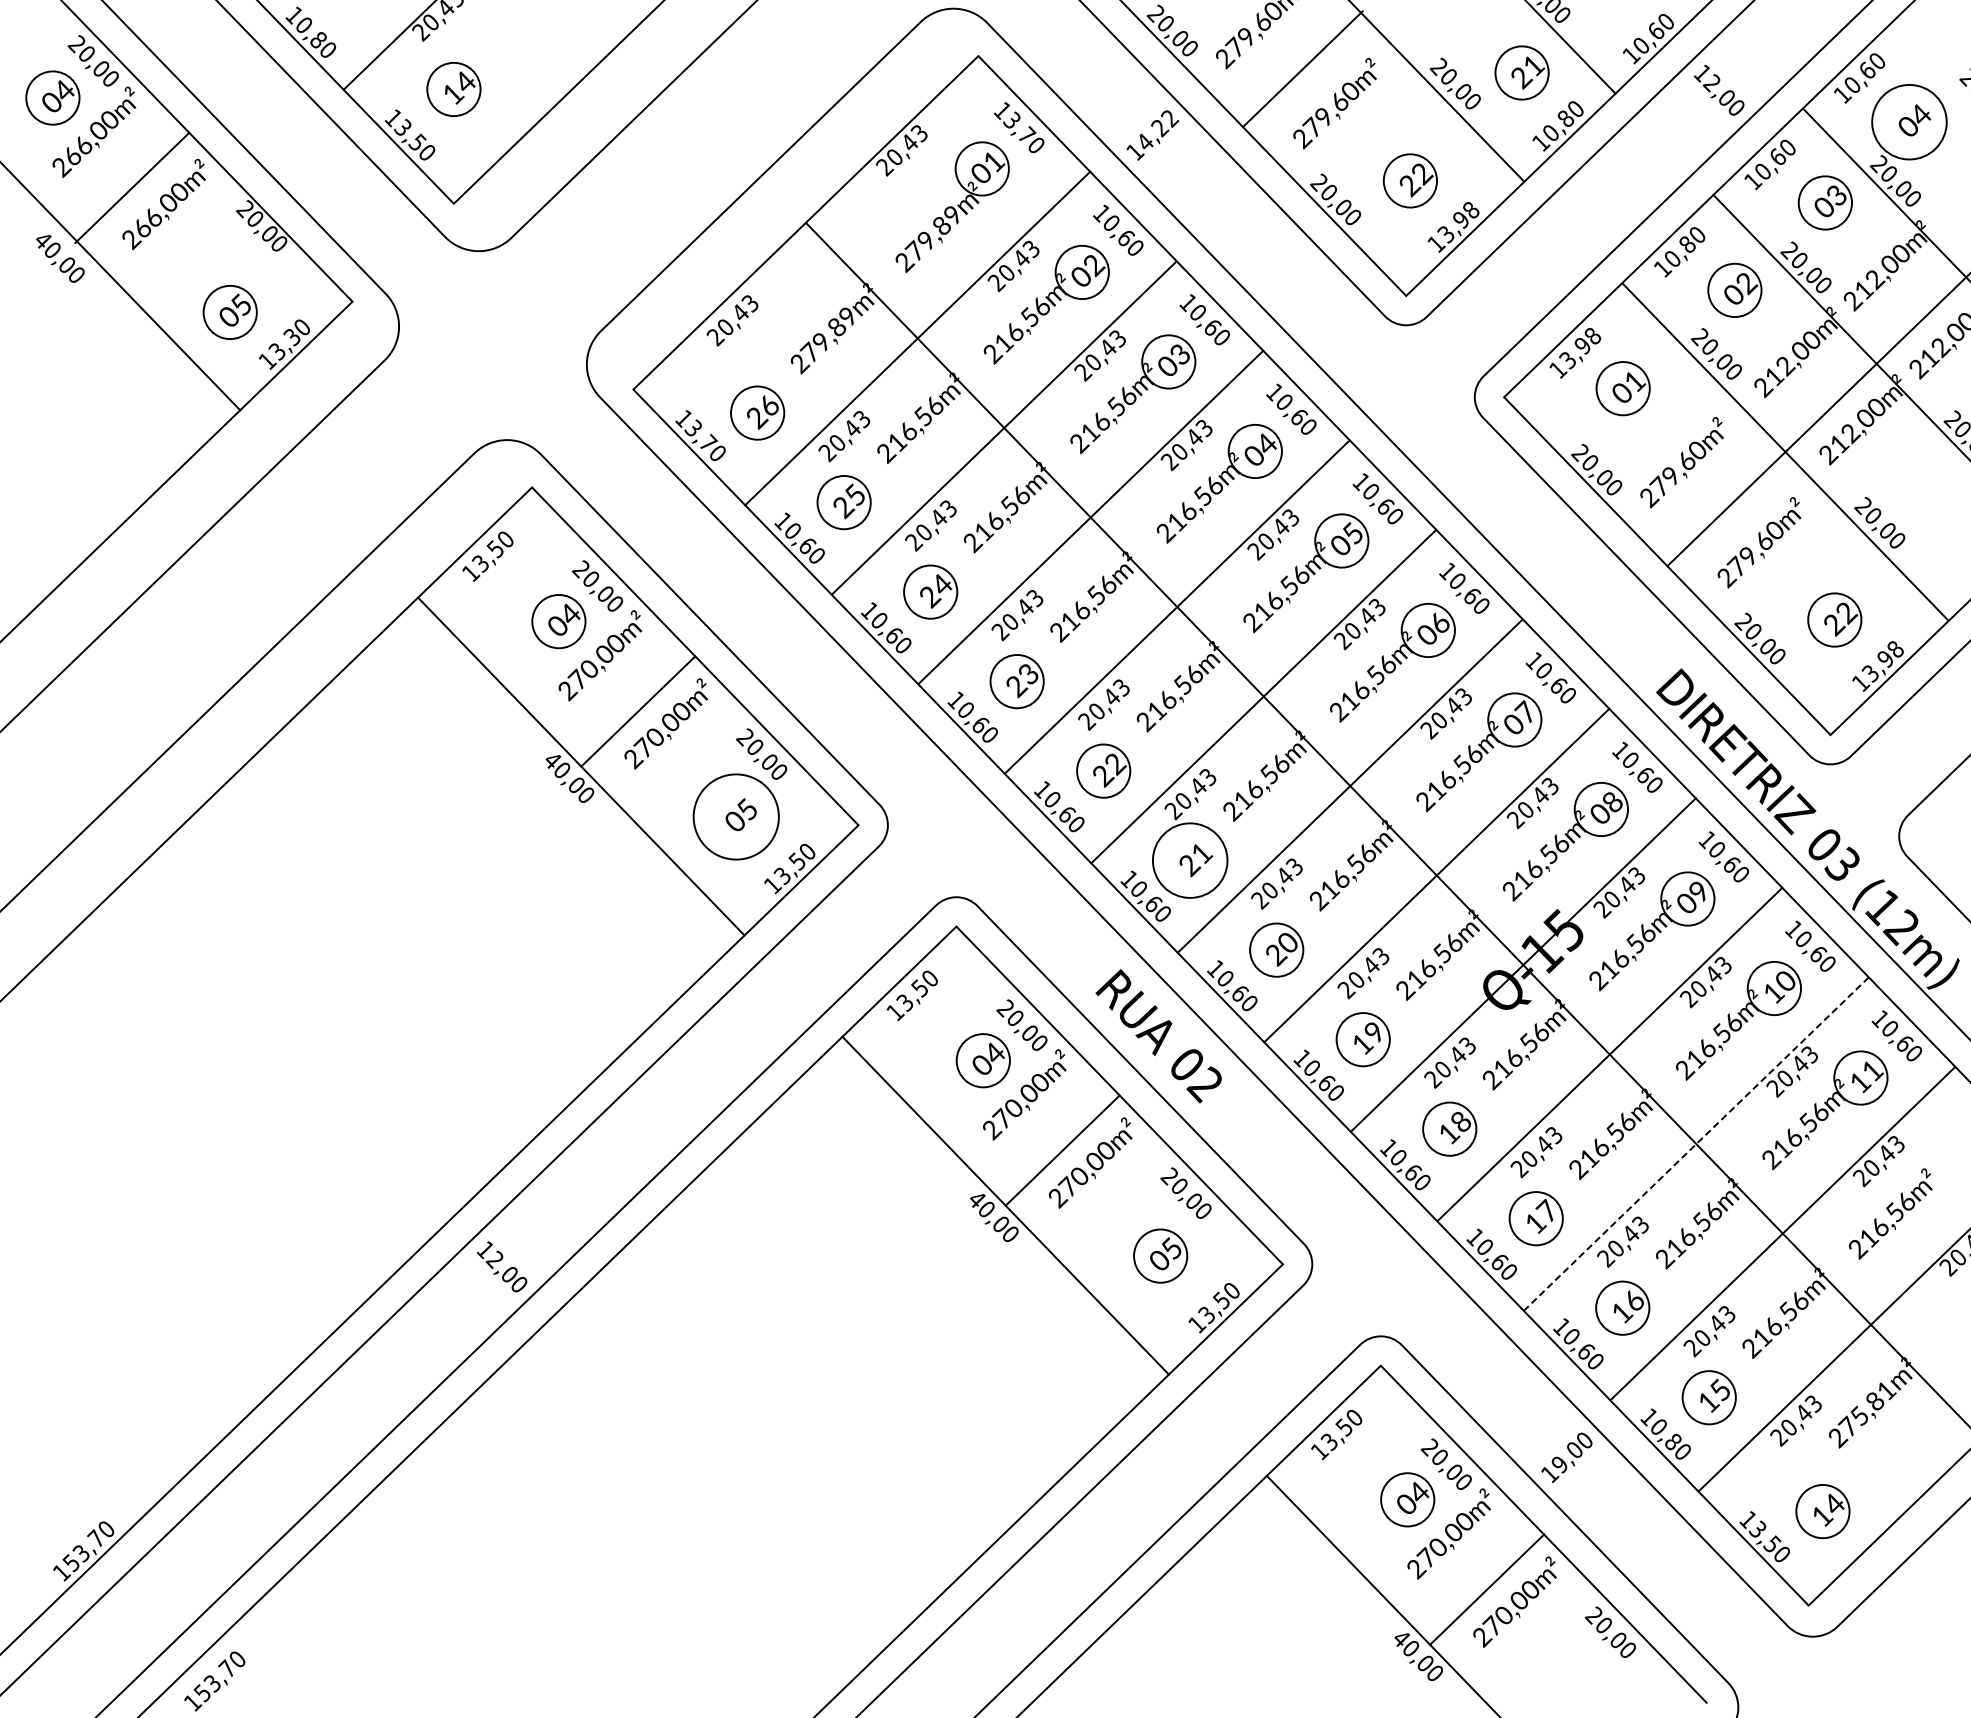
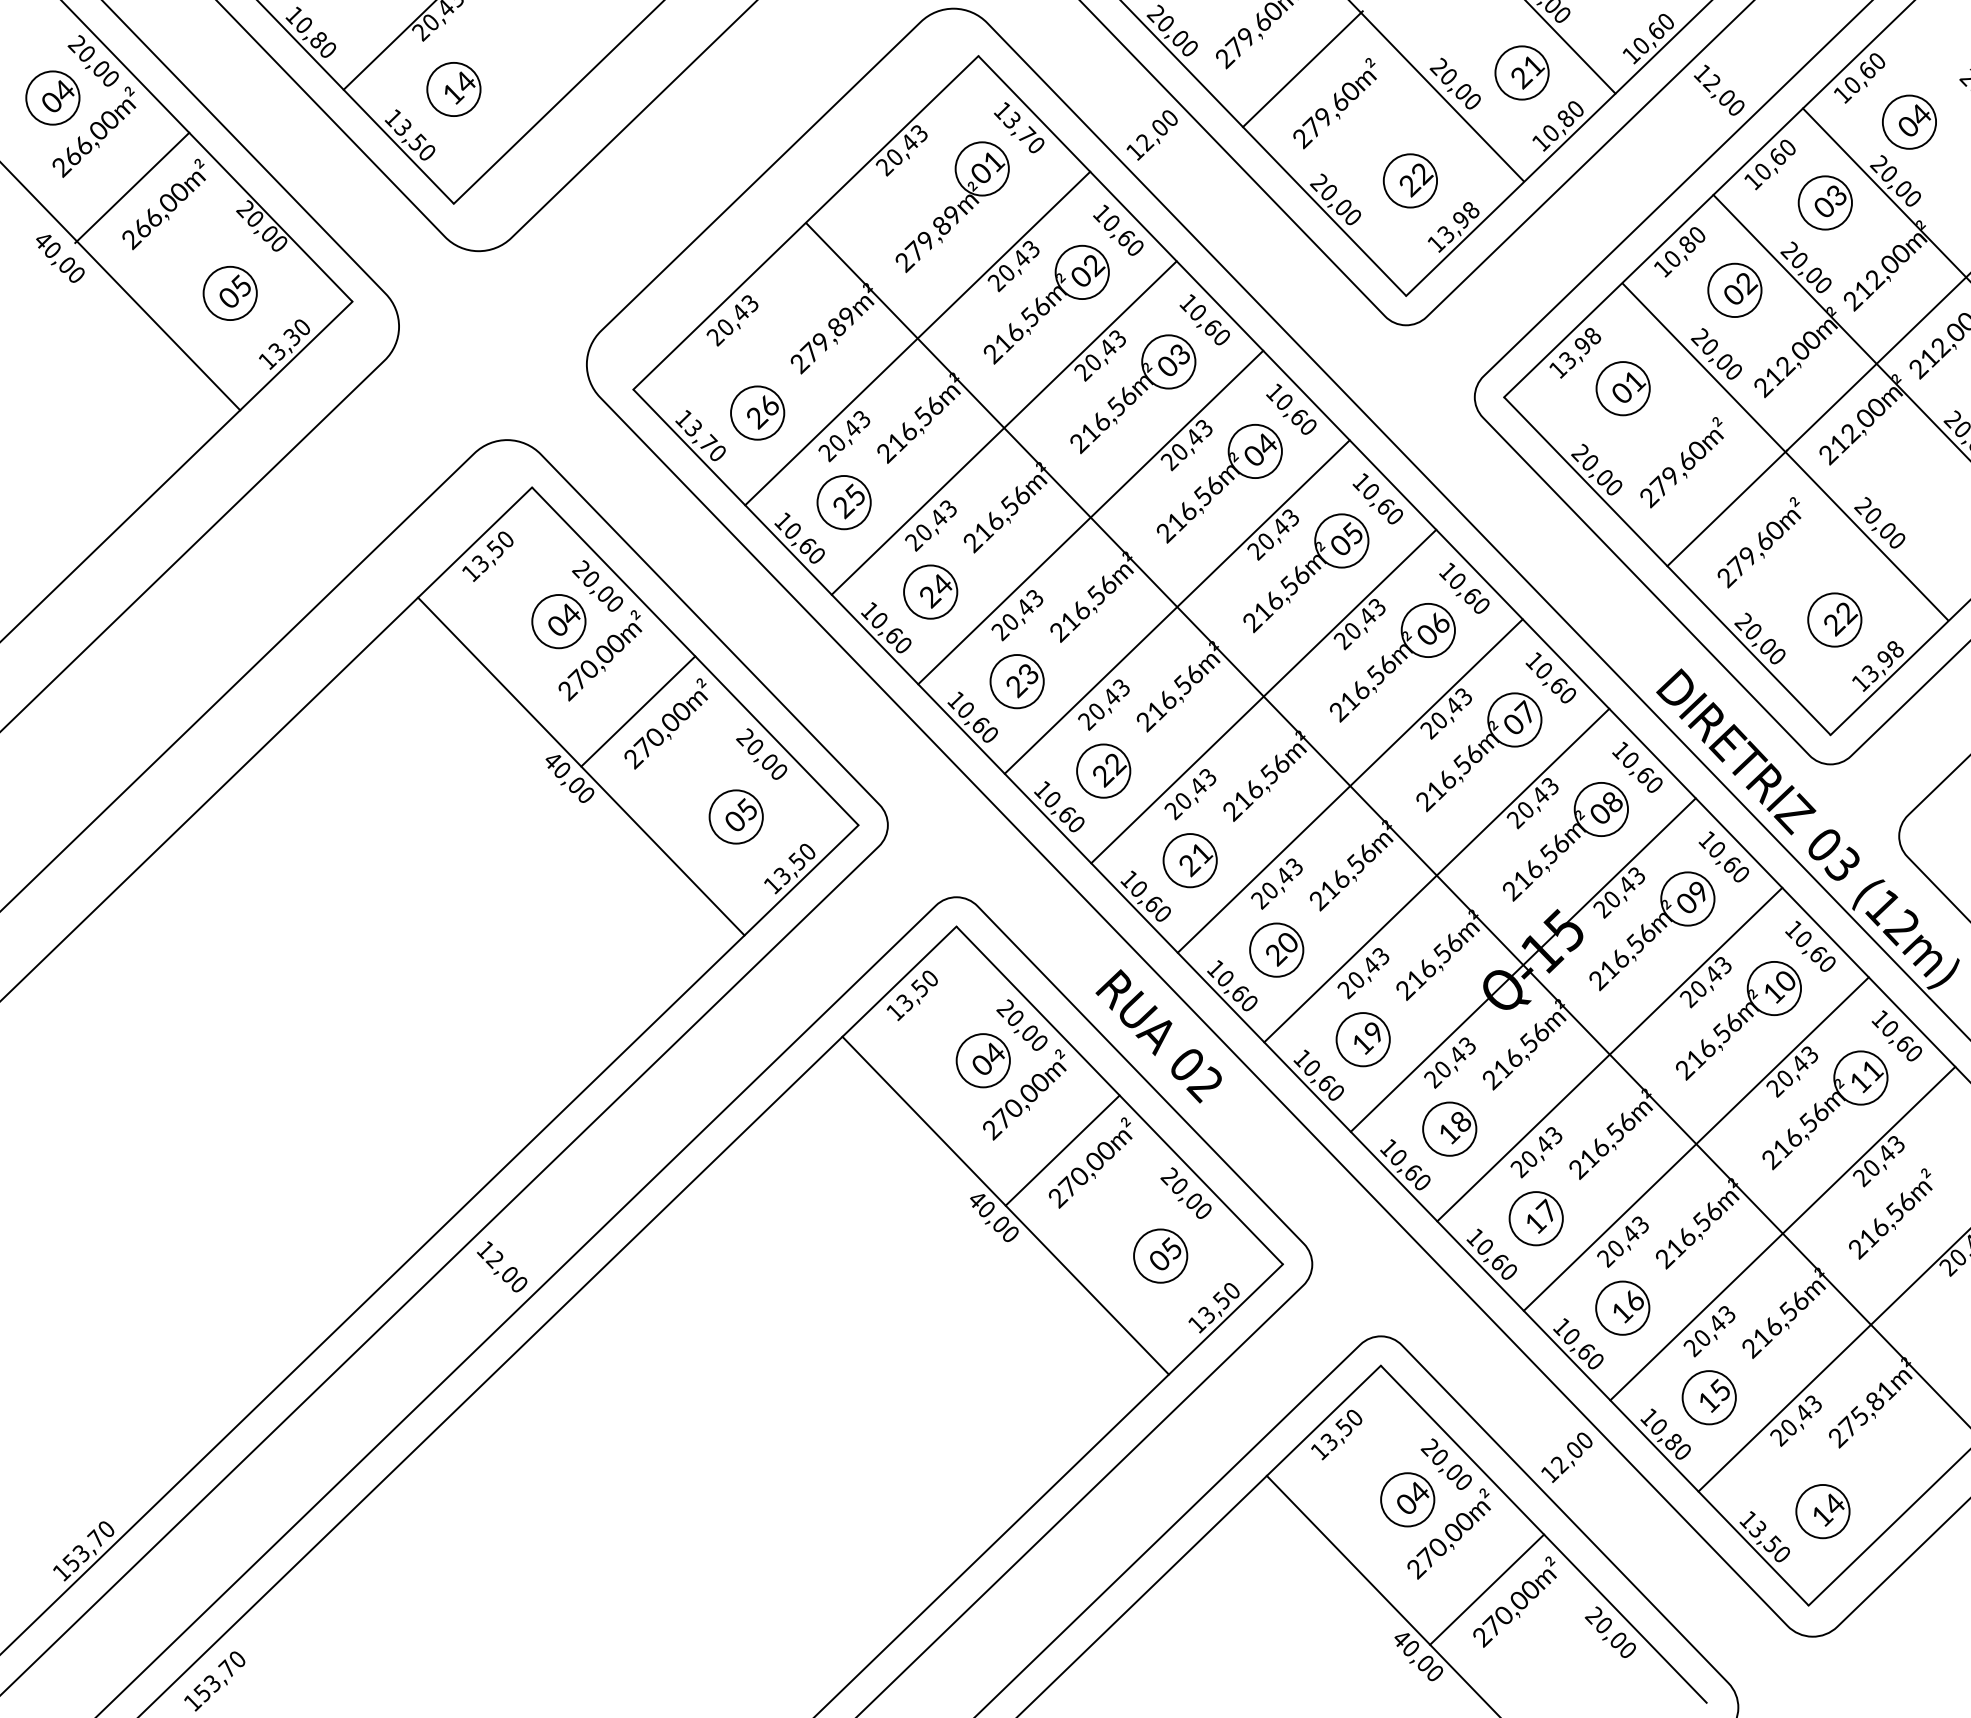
circle diameter: 75 px -> 53 px (1909, 121)
text: 14,22 -> 12,00 (1157, 130)
part position: (229, 312) -> (229, 293) (229, 293)
circle diameter: 85 px -> 53 px (735, 816)
circle diameter: 75 px -> 53 px (1189, 860)
line: dashed -> solid (1696, 1144)
text: 19,00 -> 12,00 (1559, 1465)
